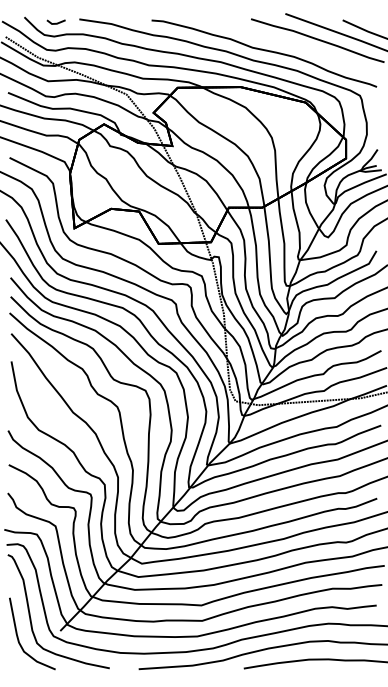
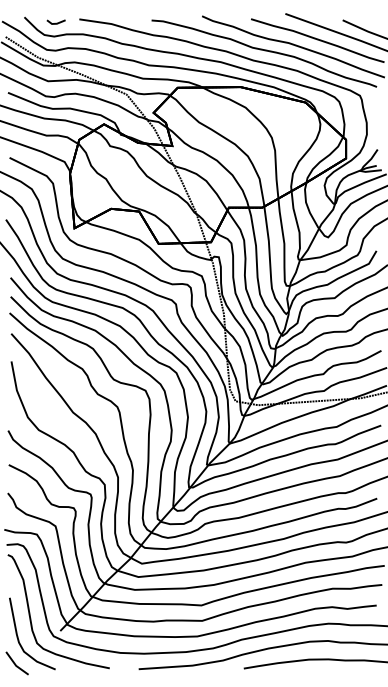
curve: none -> present (293, 45)
line: none -> present (15, 663)
